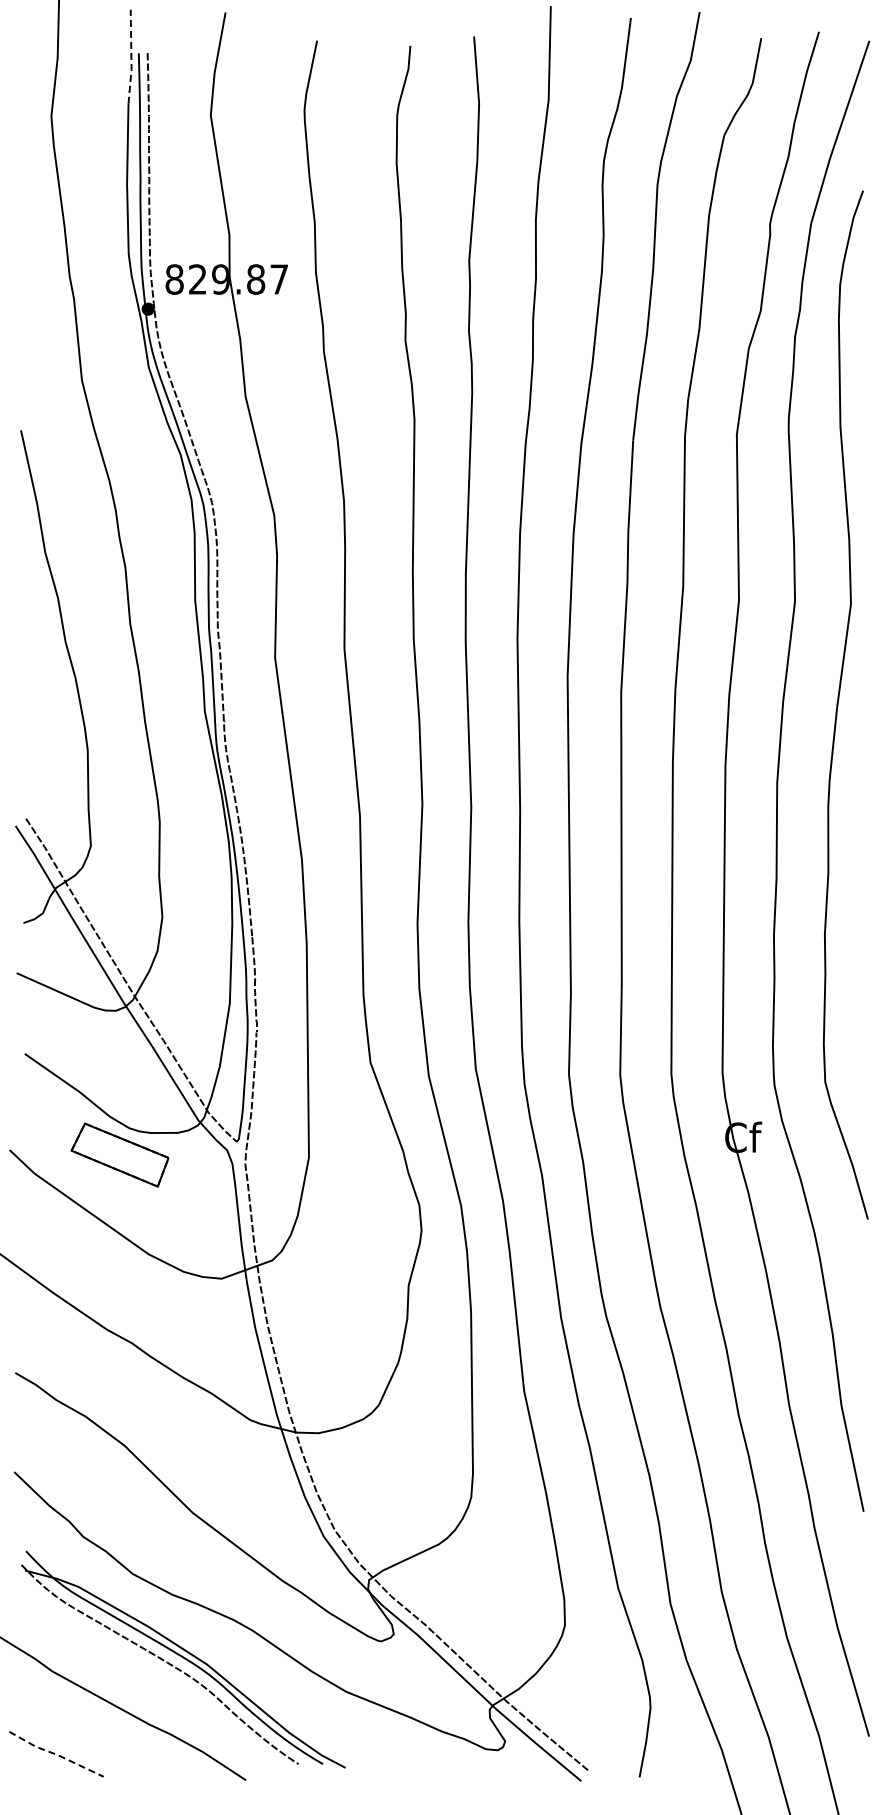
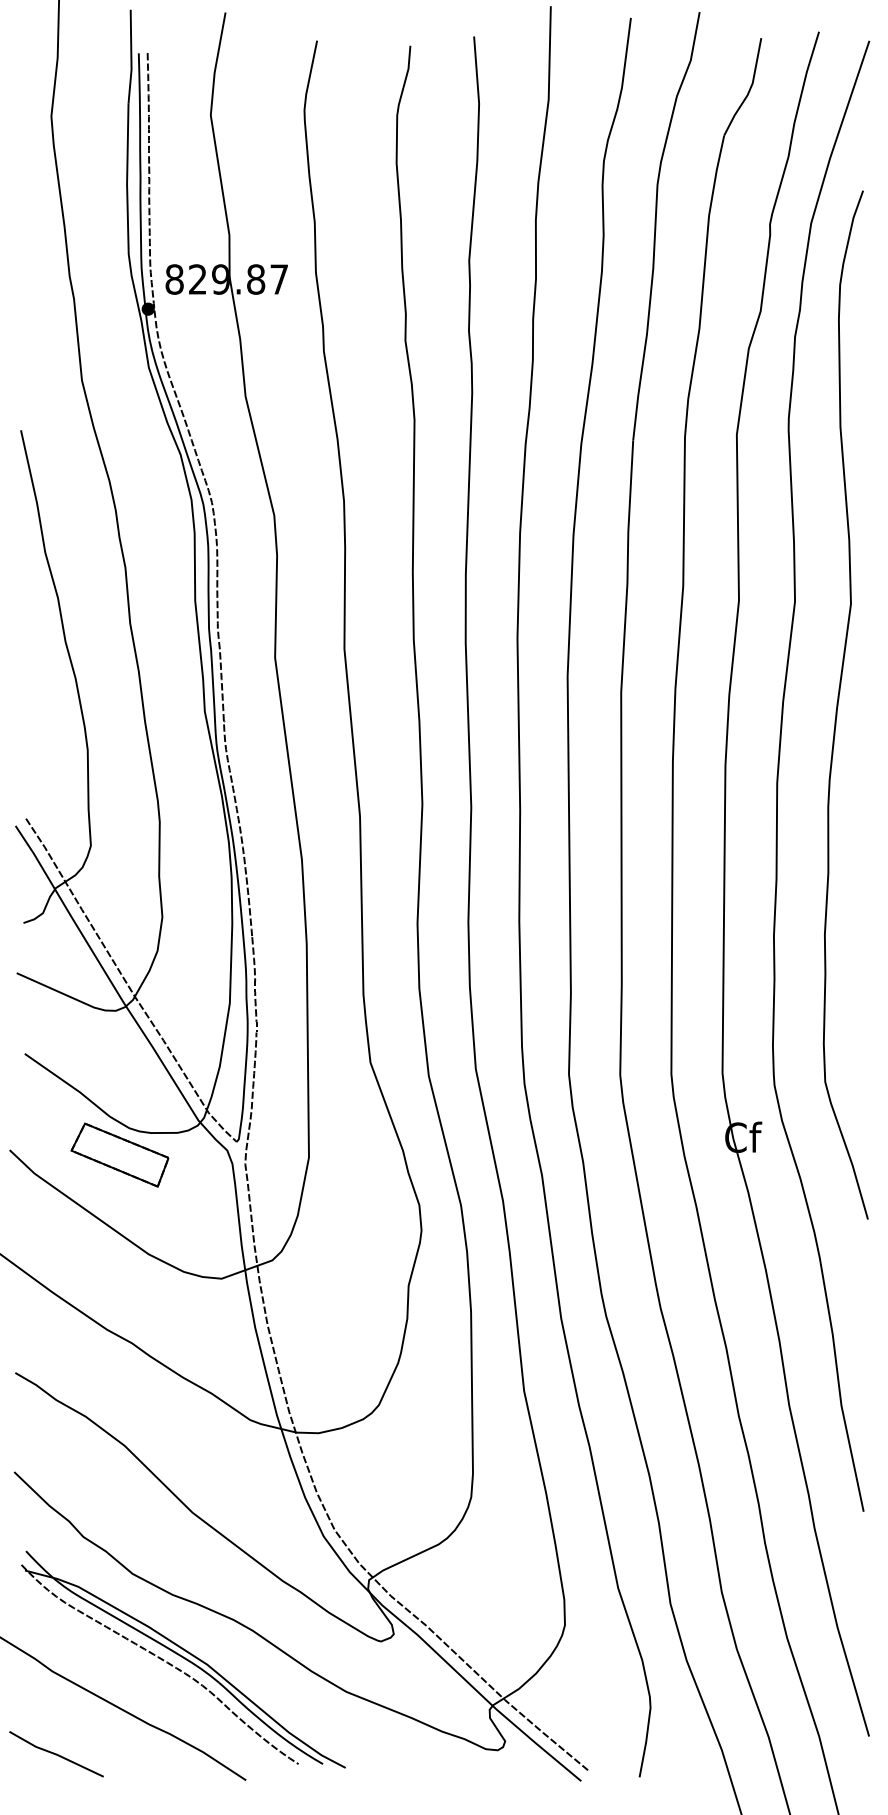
line: dashed -> solid (131, 57)
line: dashed -> solid (56, 1754)
